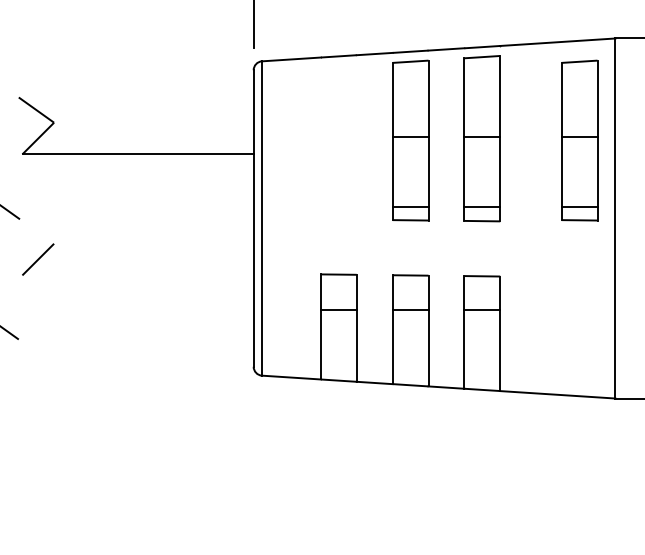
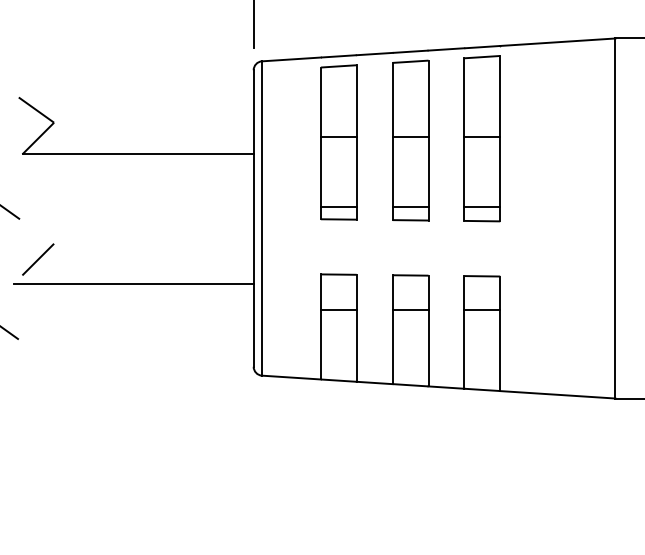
part: present -> none (579, 140)
part: none -> present (338, 142)
line: none -> present (133, 283)
